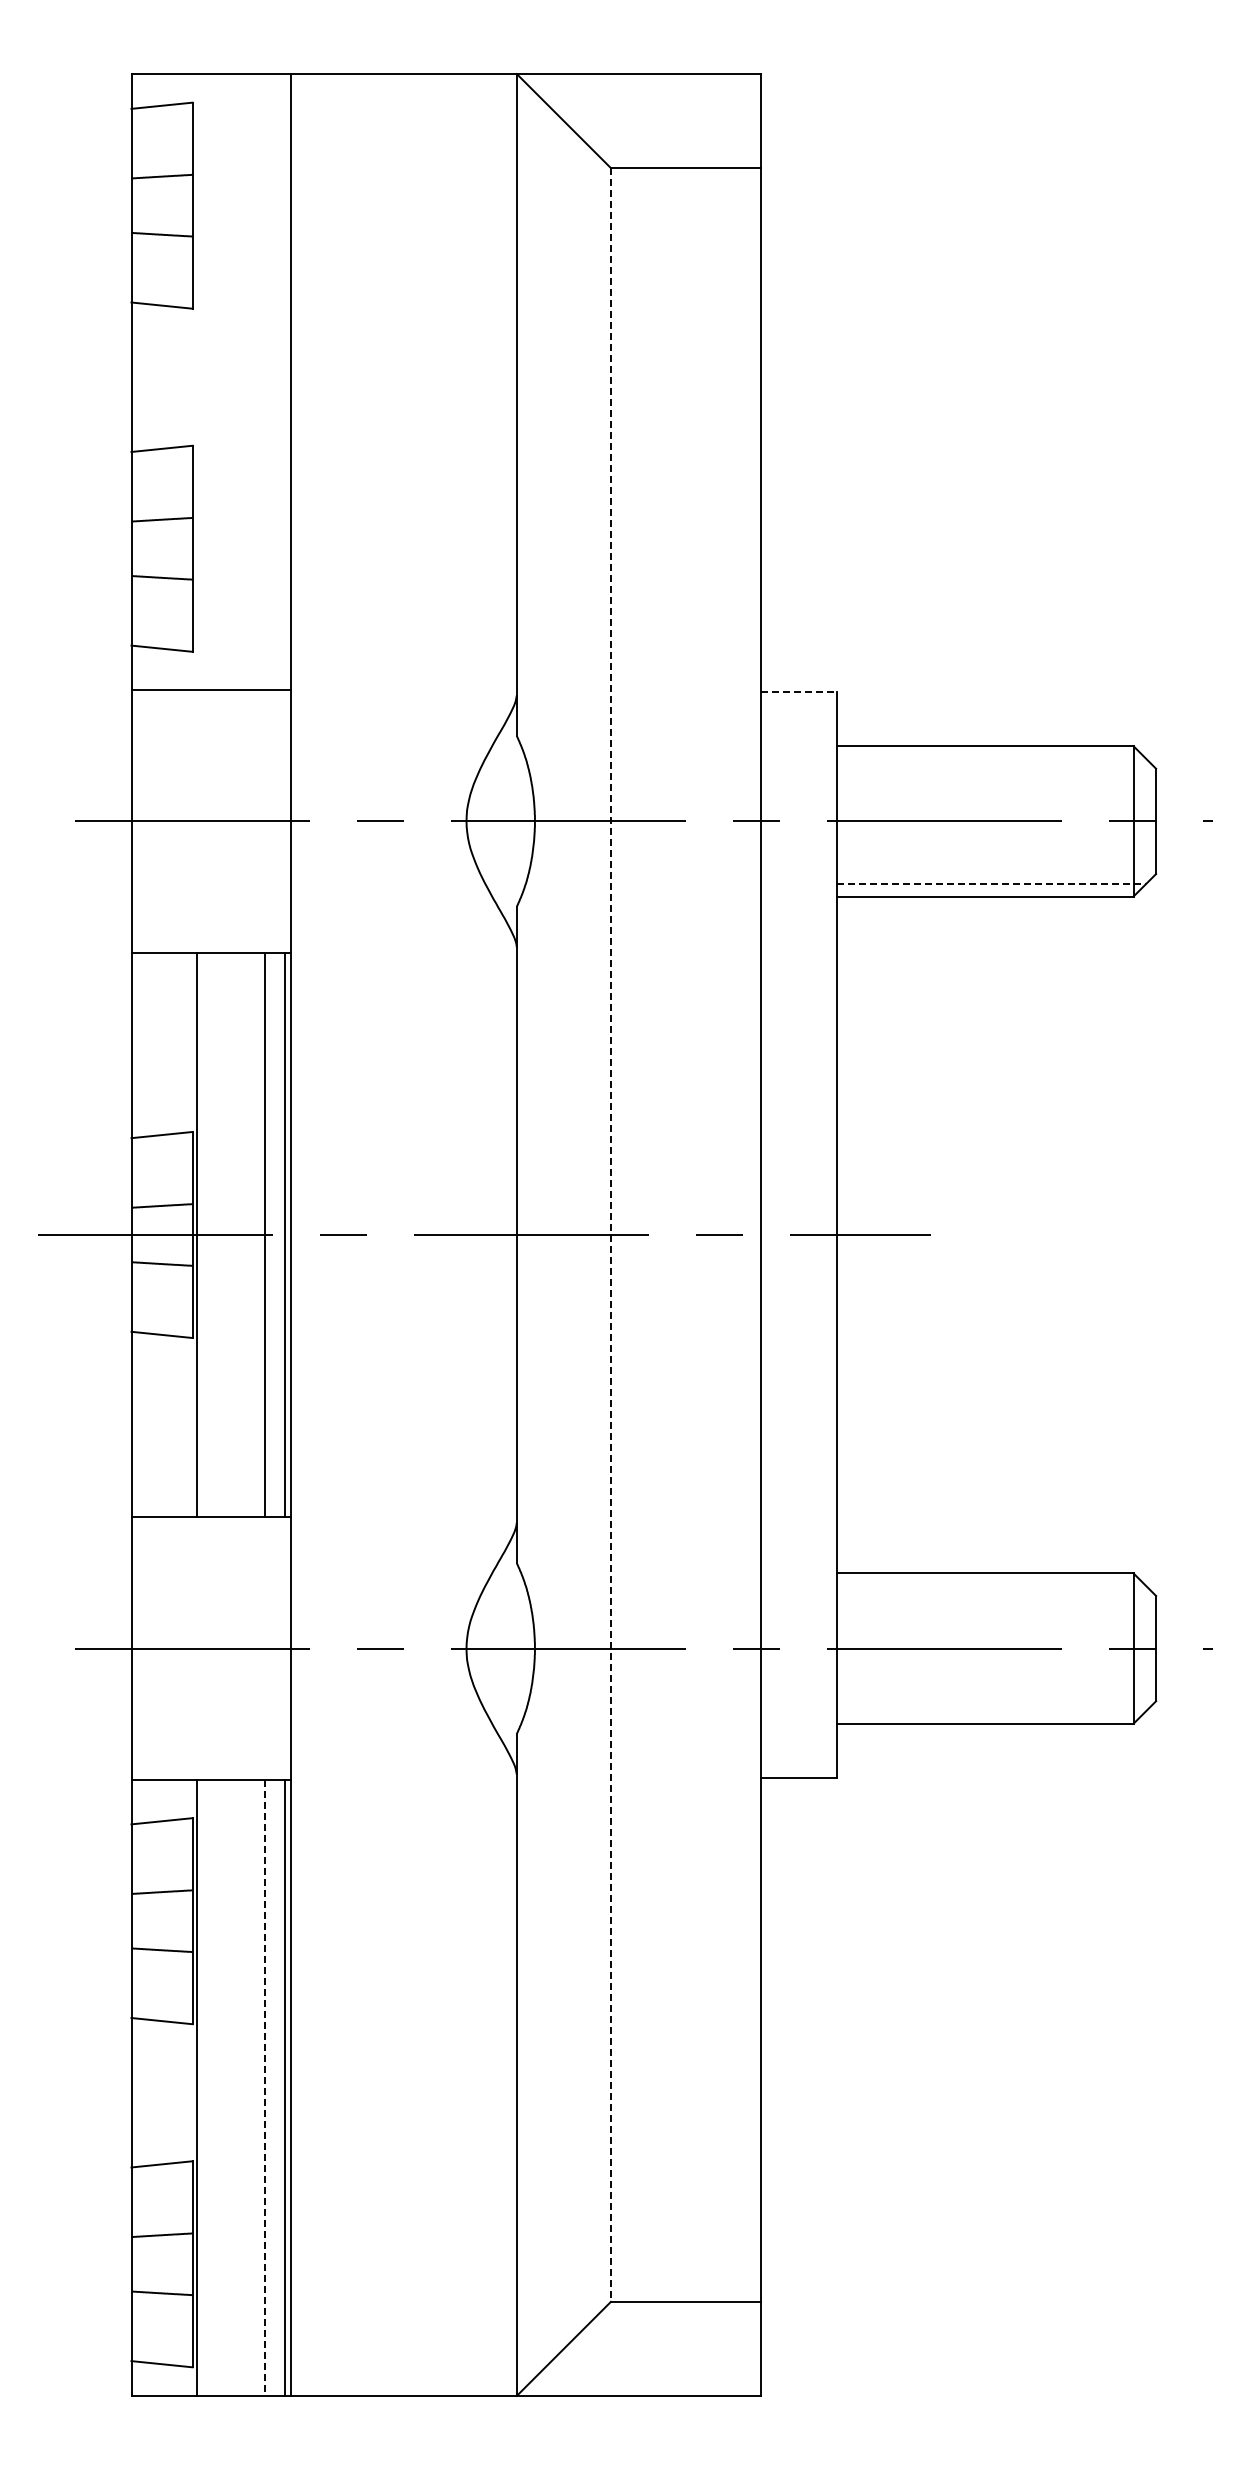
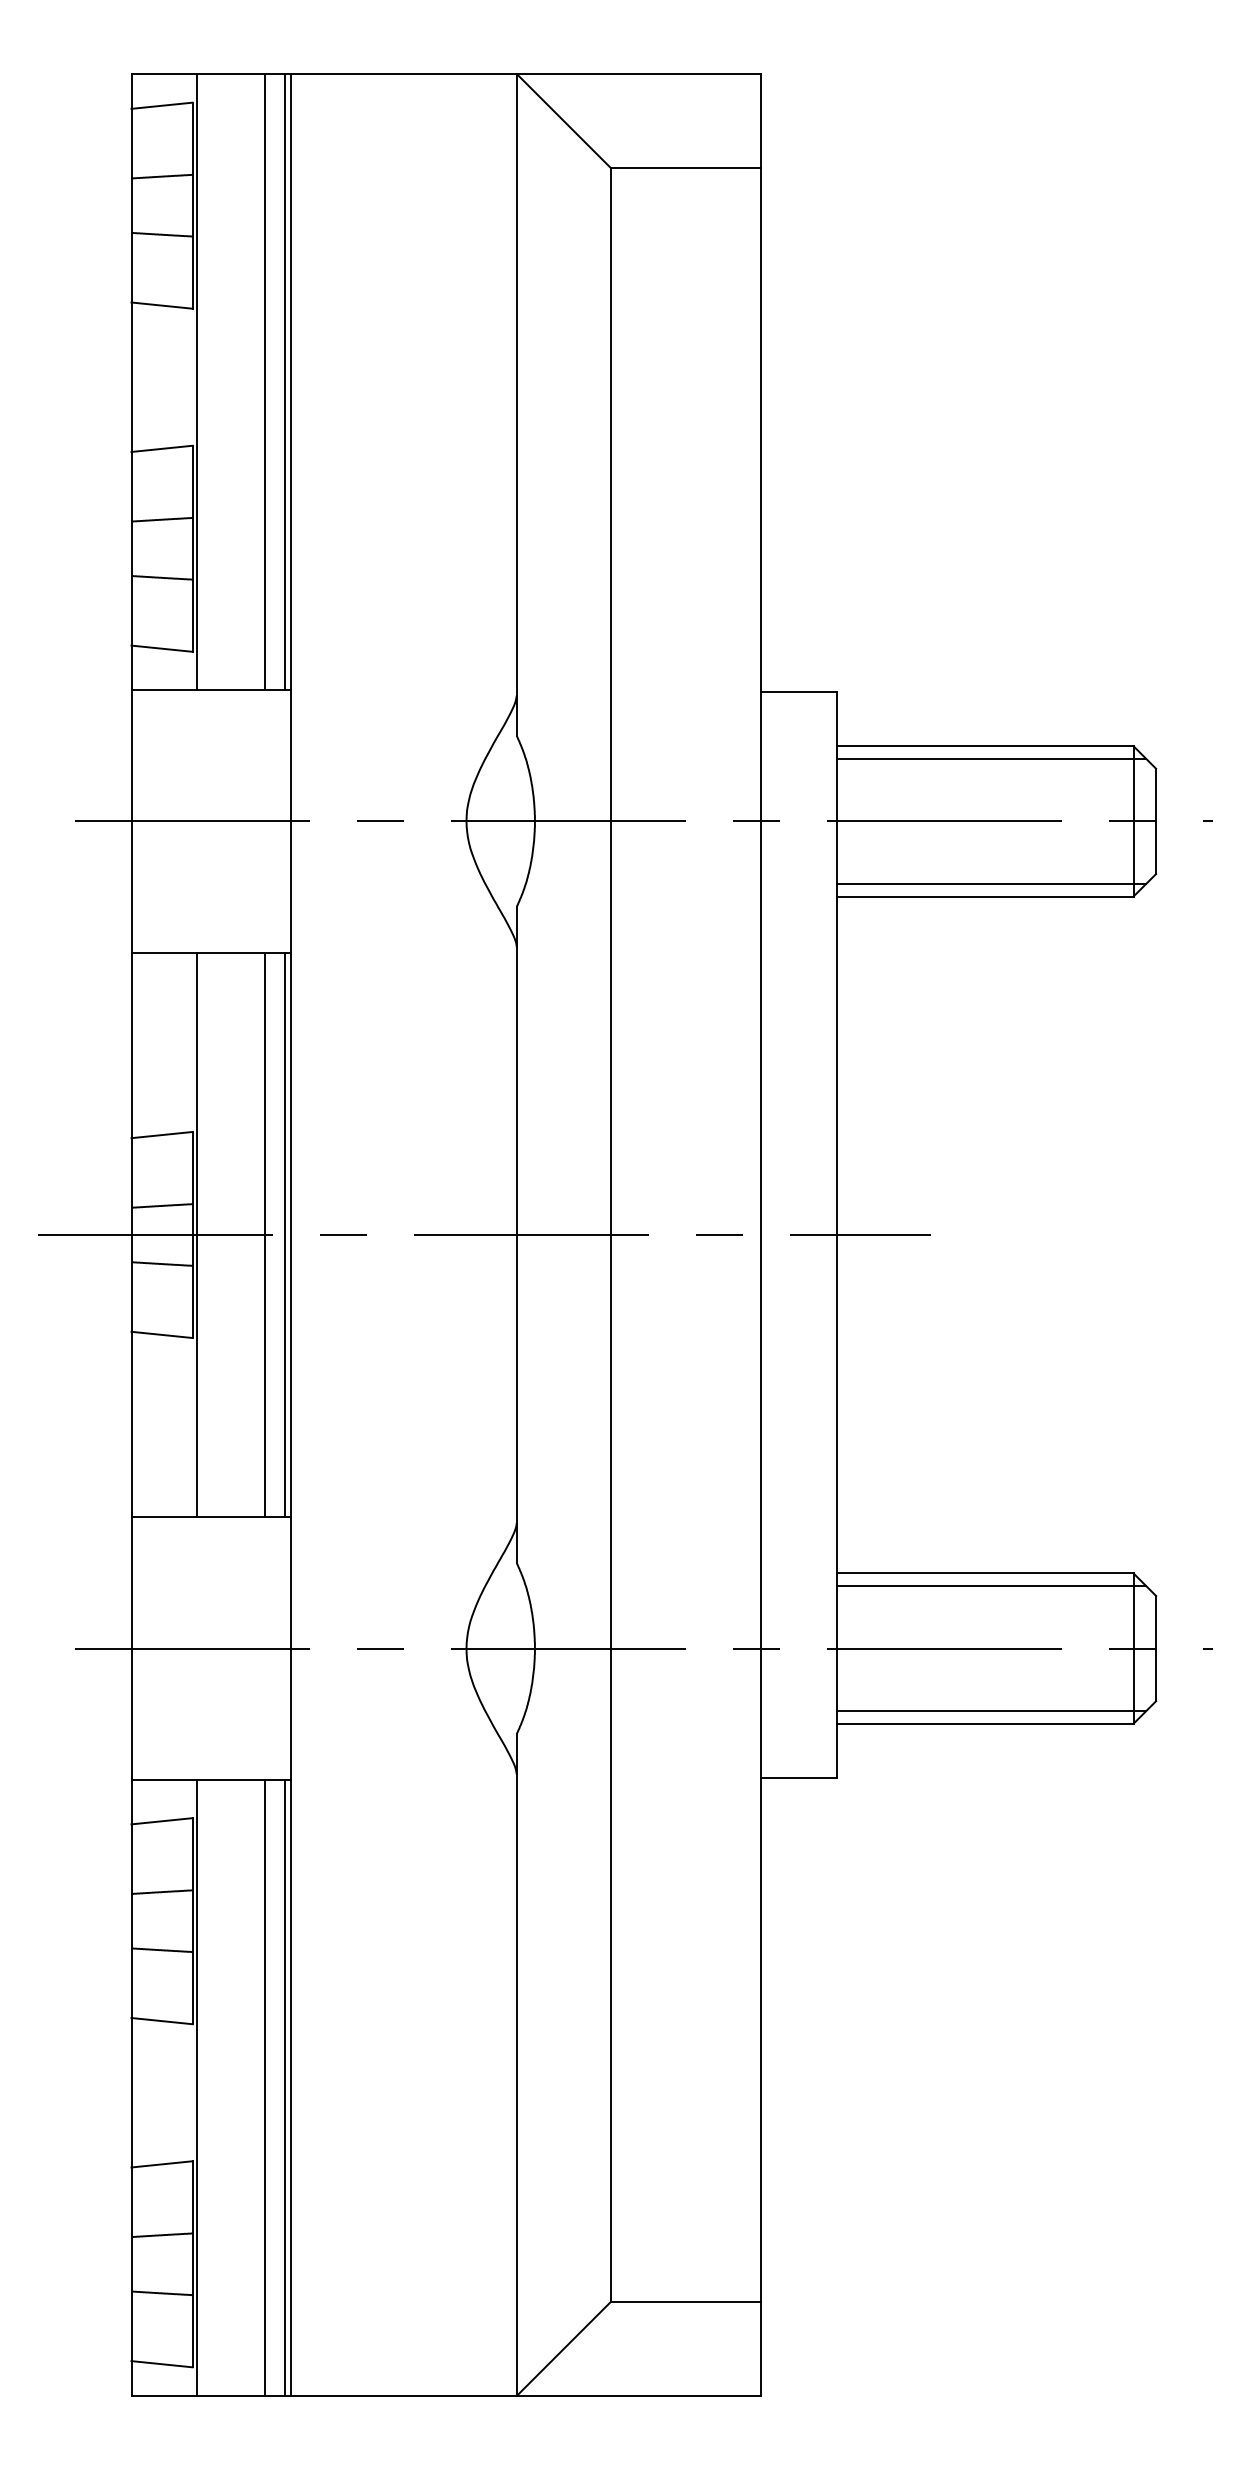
line: none -> present (197, 381)
line: none -> present (264, 381)
line: none -> present (284, 381)
line: dashed -> solid (798, 691)
line: none -> present (991, 758)
line: dashed -> solid (991, 883)
line: dashed -> solid (610, 1234)
line: none -> present (991, 1586)
line: none -> present (991, 1711)
line: dashed -> solid (264, 2088)
